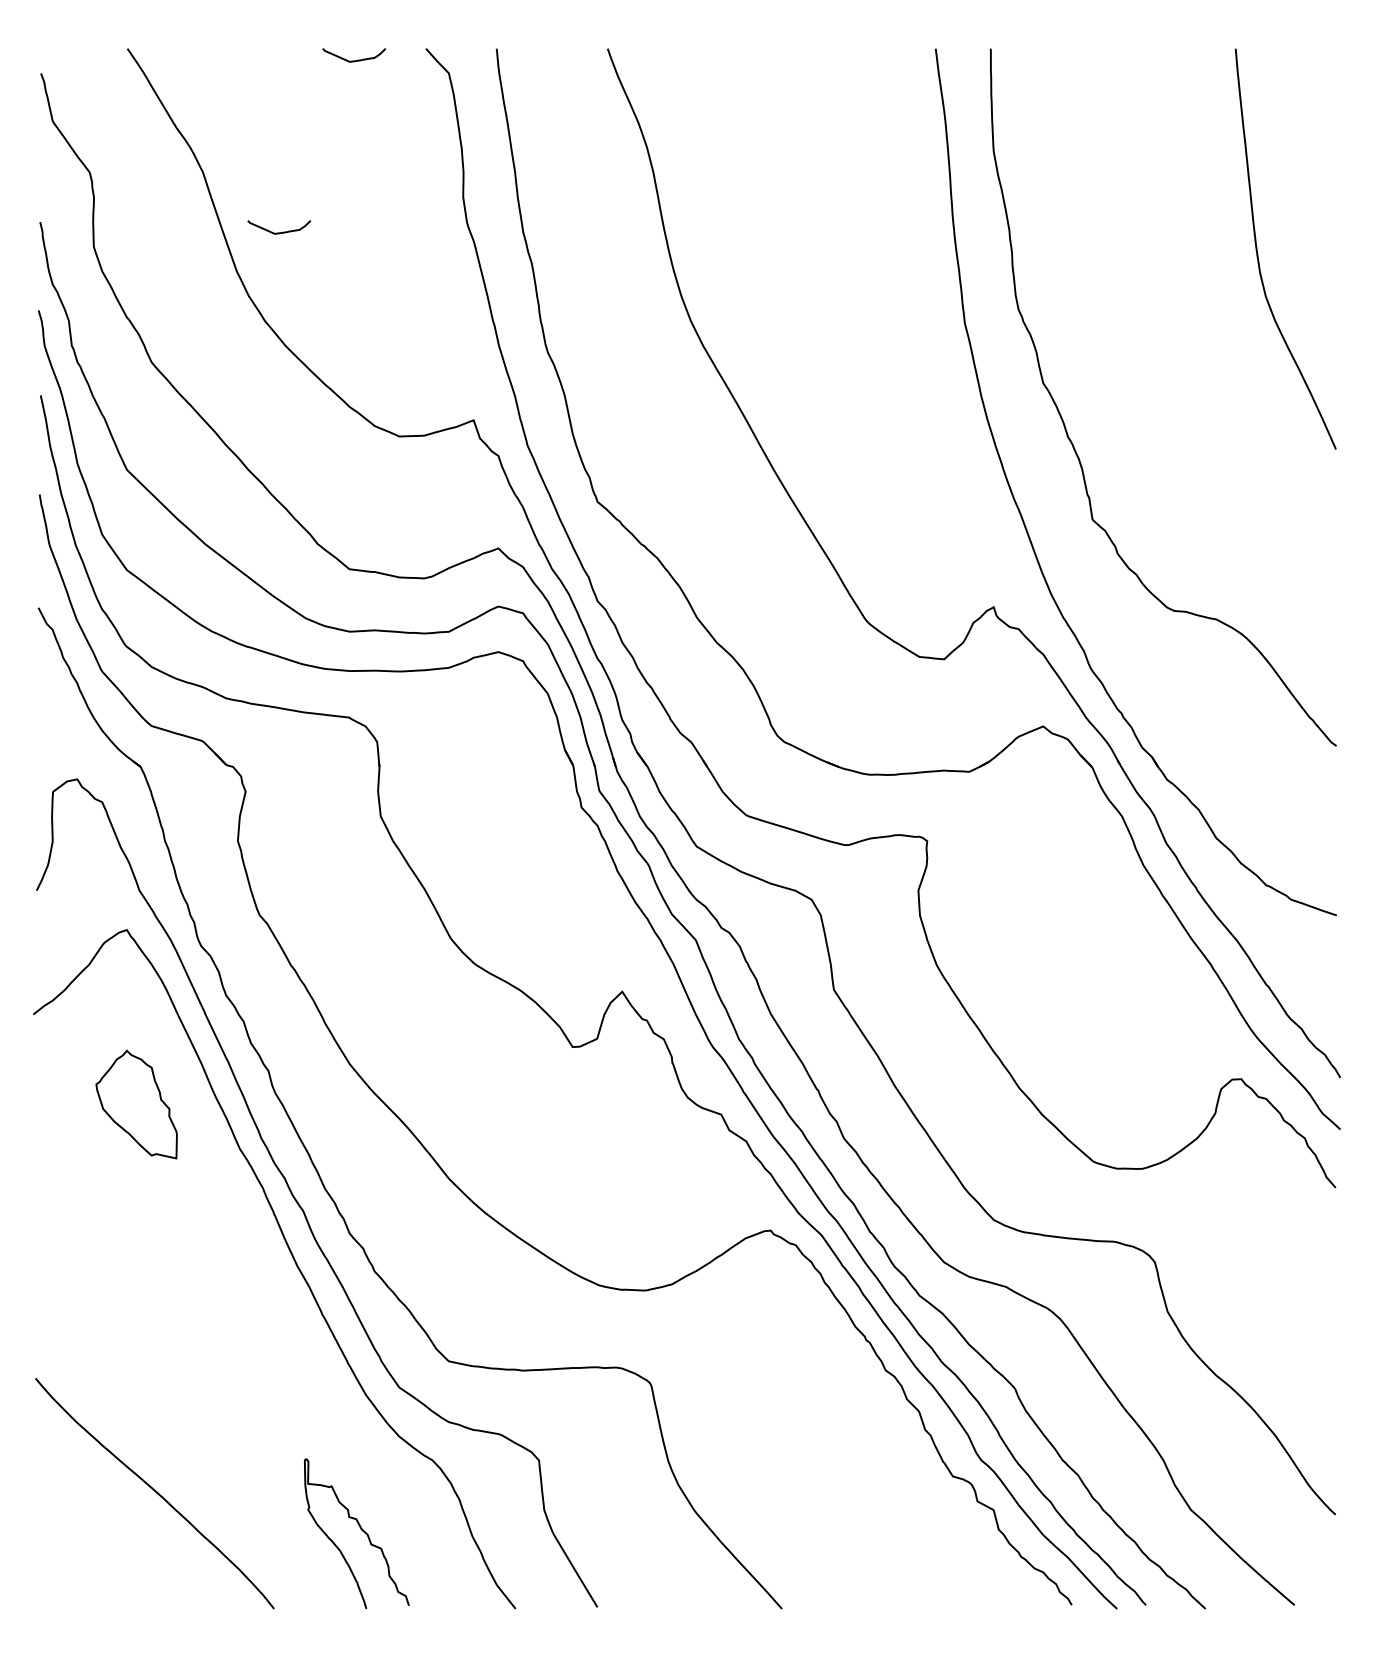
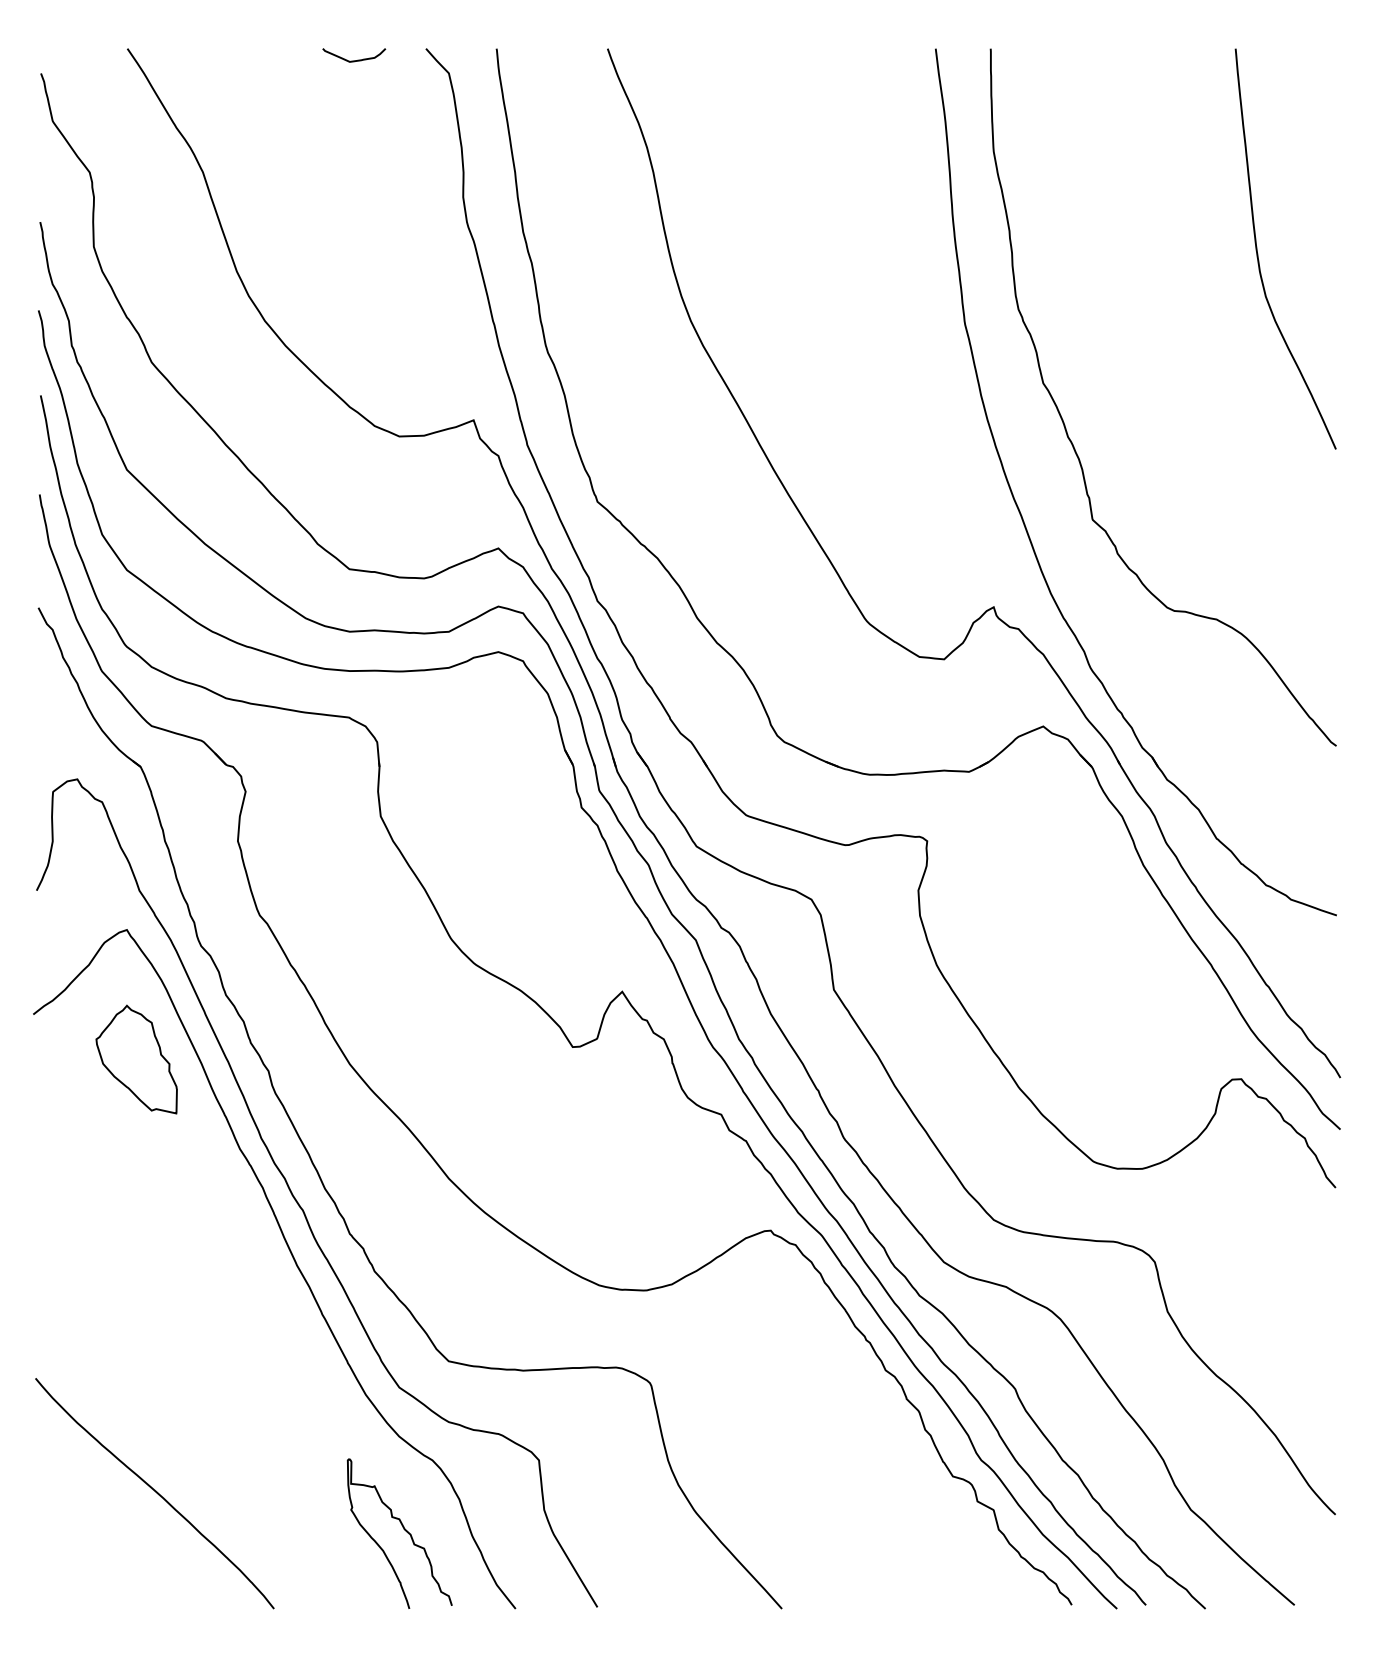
curve: present -> none (282, 231)
part position: (136, 1104) -> (136, 1059) (136, 1059)
curve position: (360, 1529) -> (403, 1529) (403, 1529)
